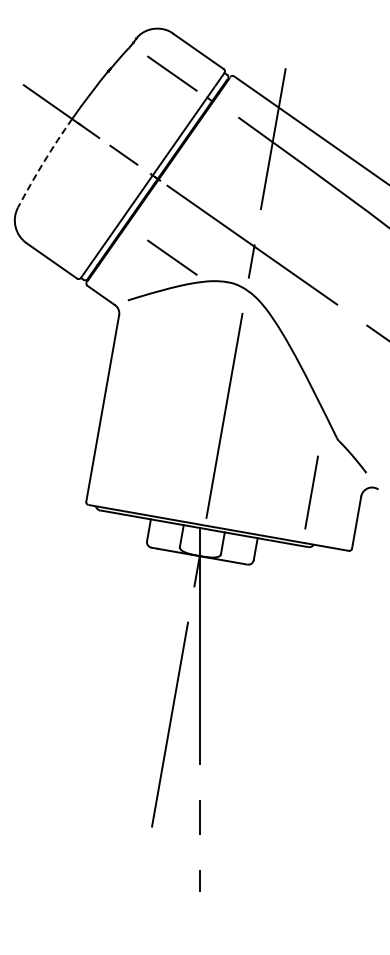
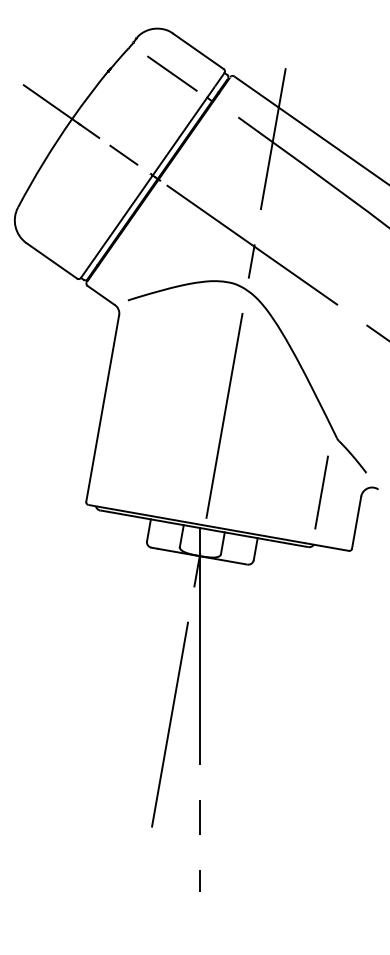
arc: dashed -> solid (43, 162)
line: present -> none (172, 257)
line position: (311, 492) -> (321, 492) (321, 492)
